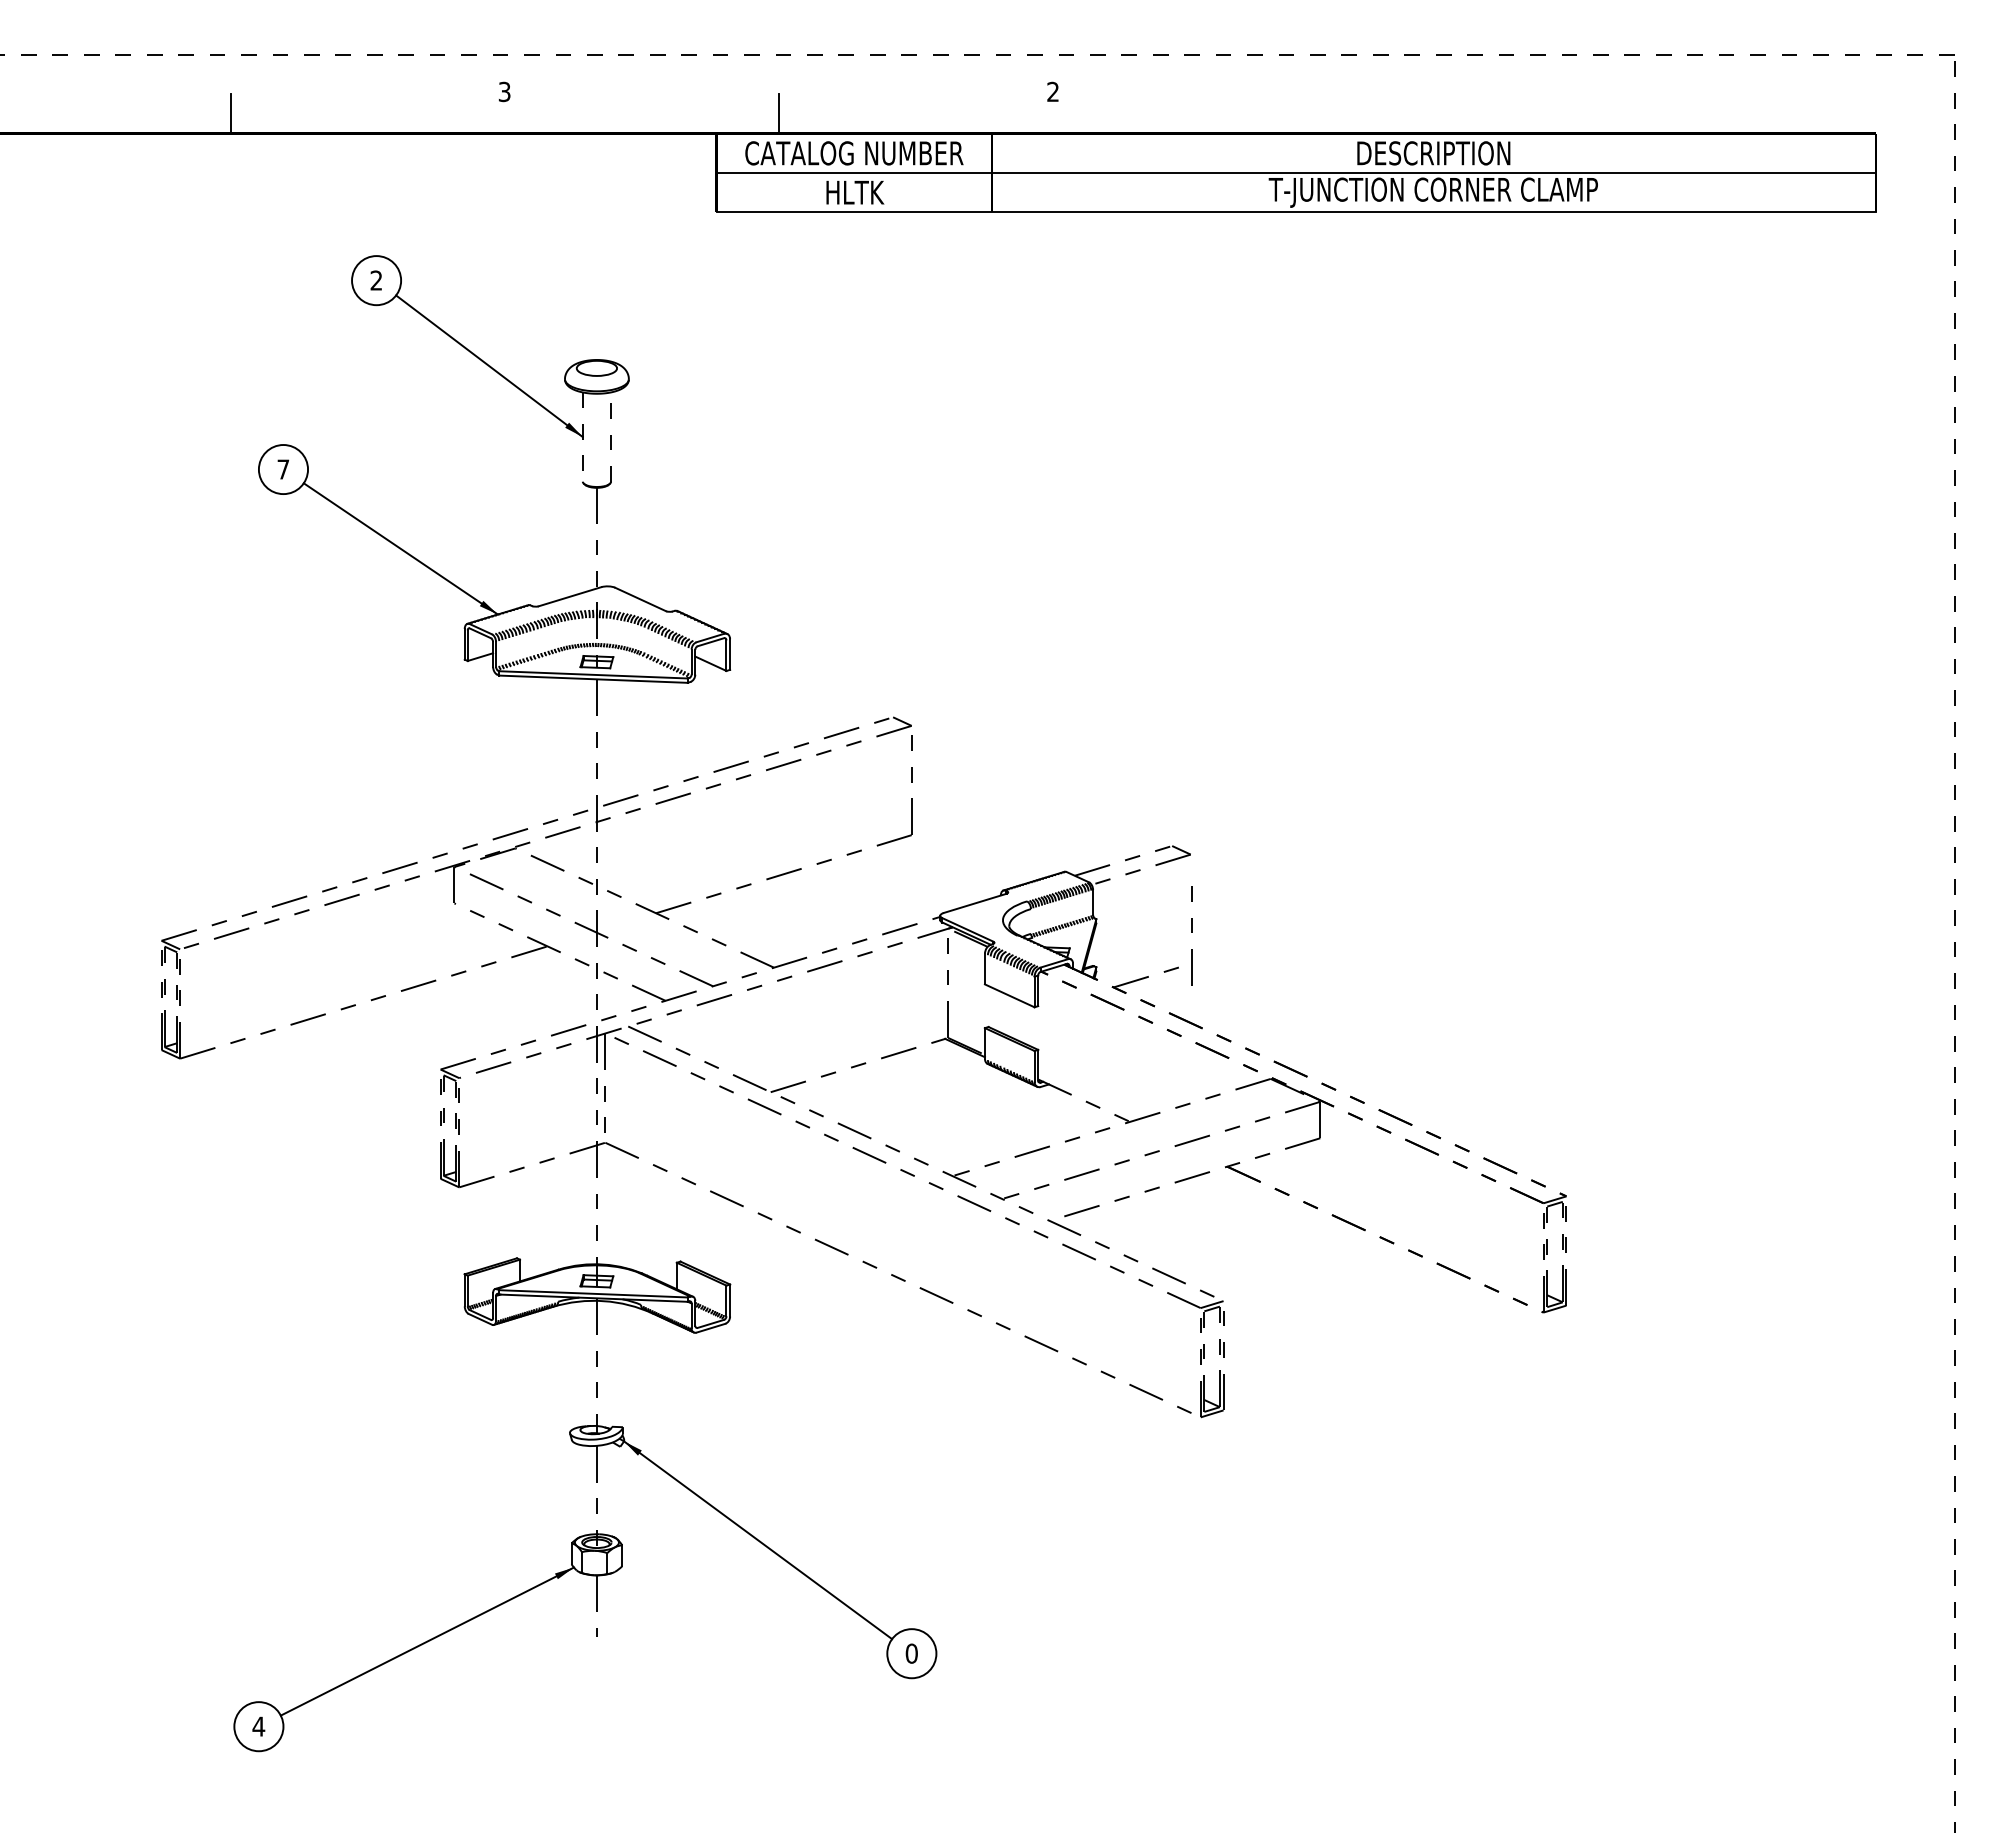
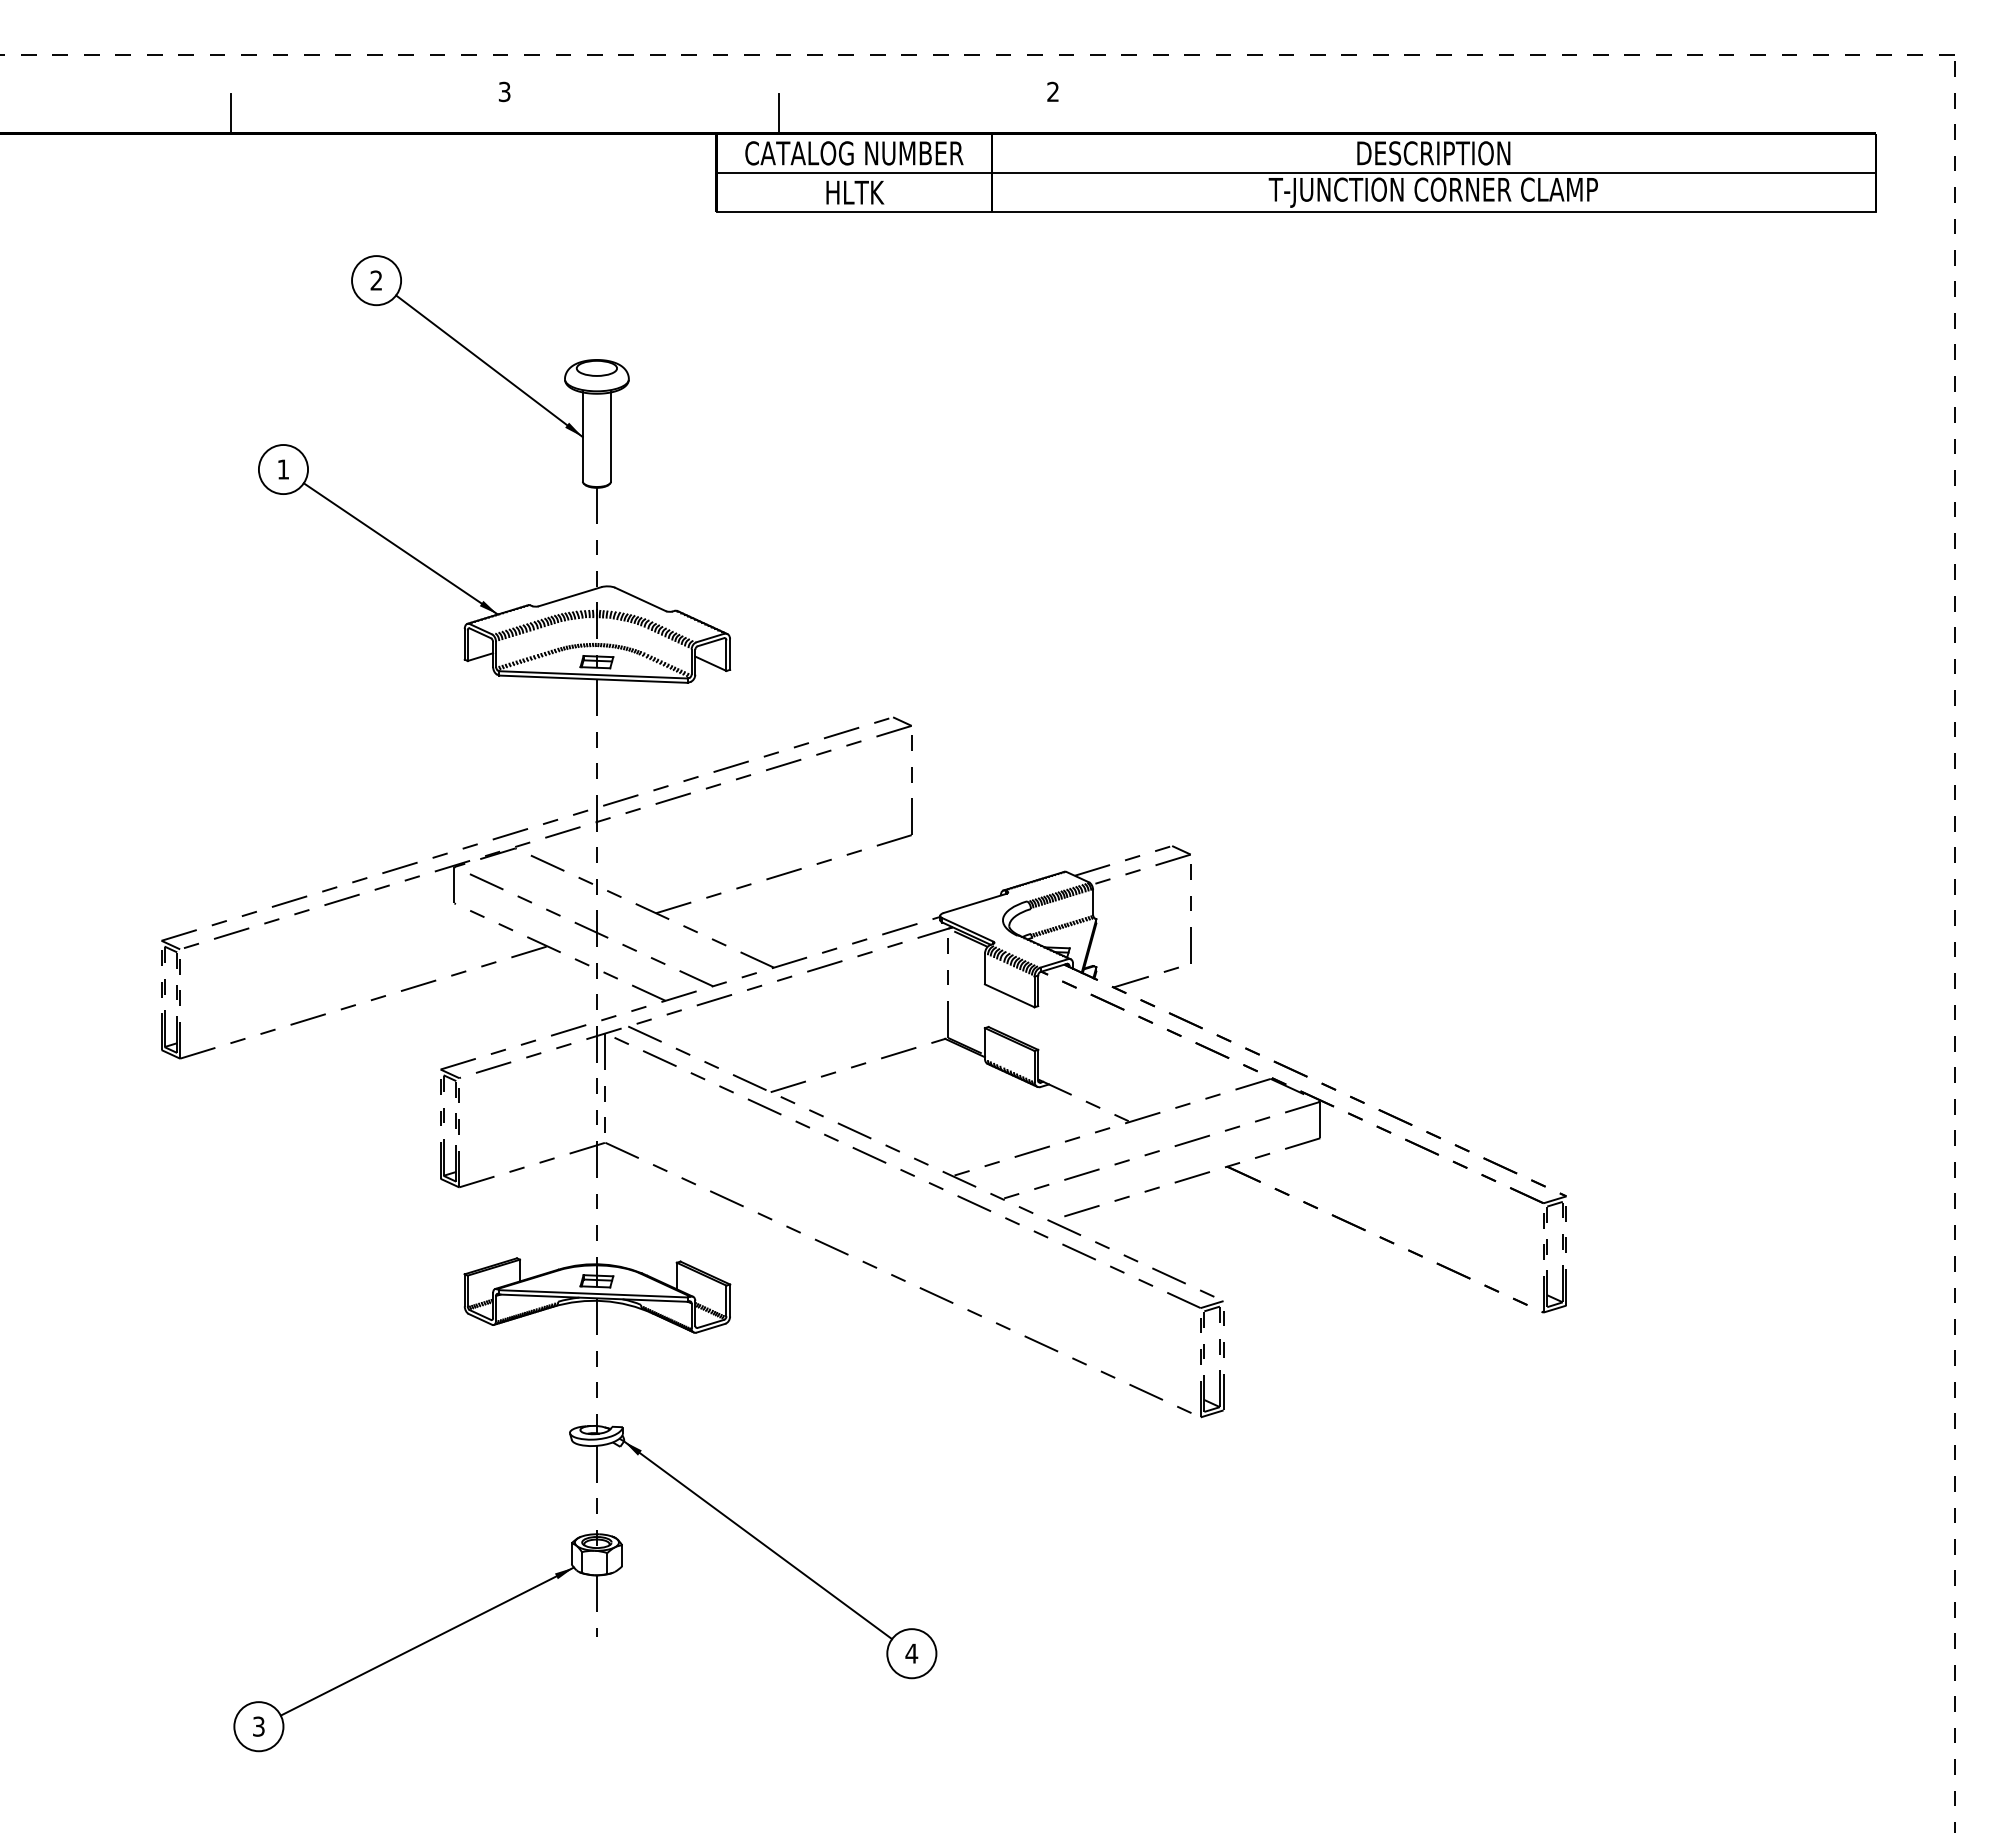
line: dashed -> solid (582, 437)
line: dashed -> solid (611, 437)
text: 7 -> 1 (283, 469)
line position: (1191, 932) -> (1190, 910) (1190, 910)
text: 0 -> 4 (911, 1653)
text: 4 -> 3 (258, 1726)
